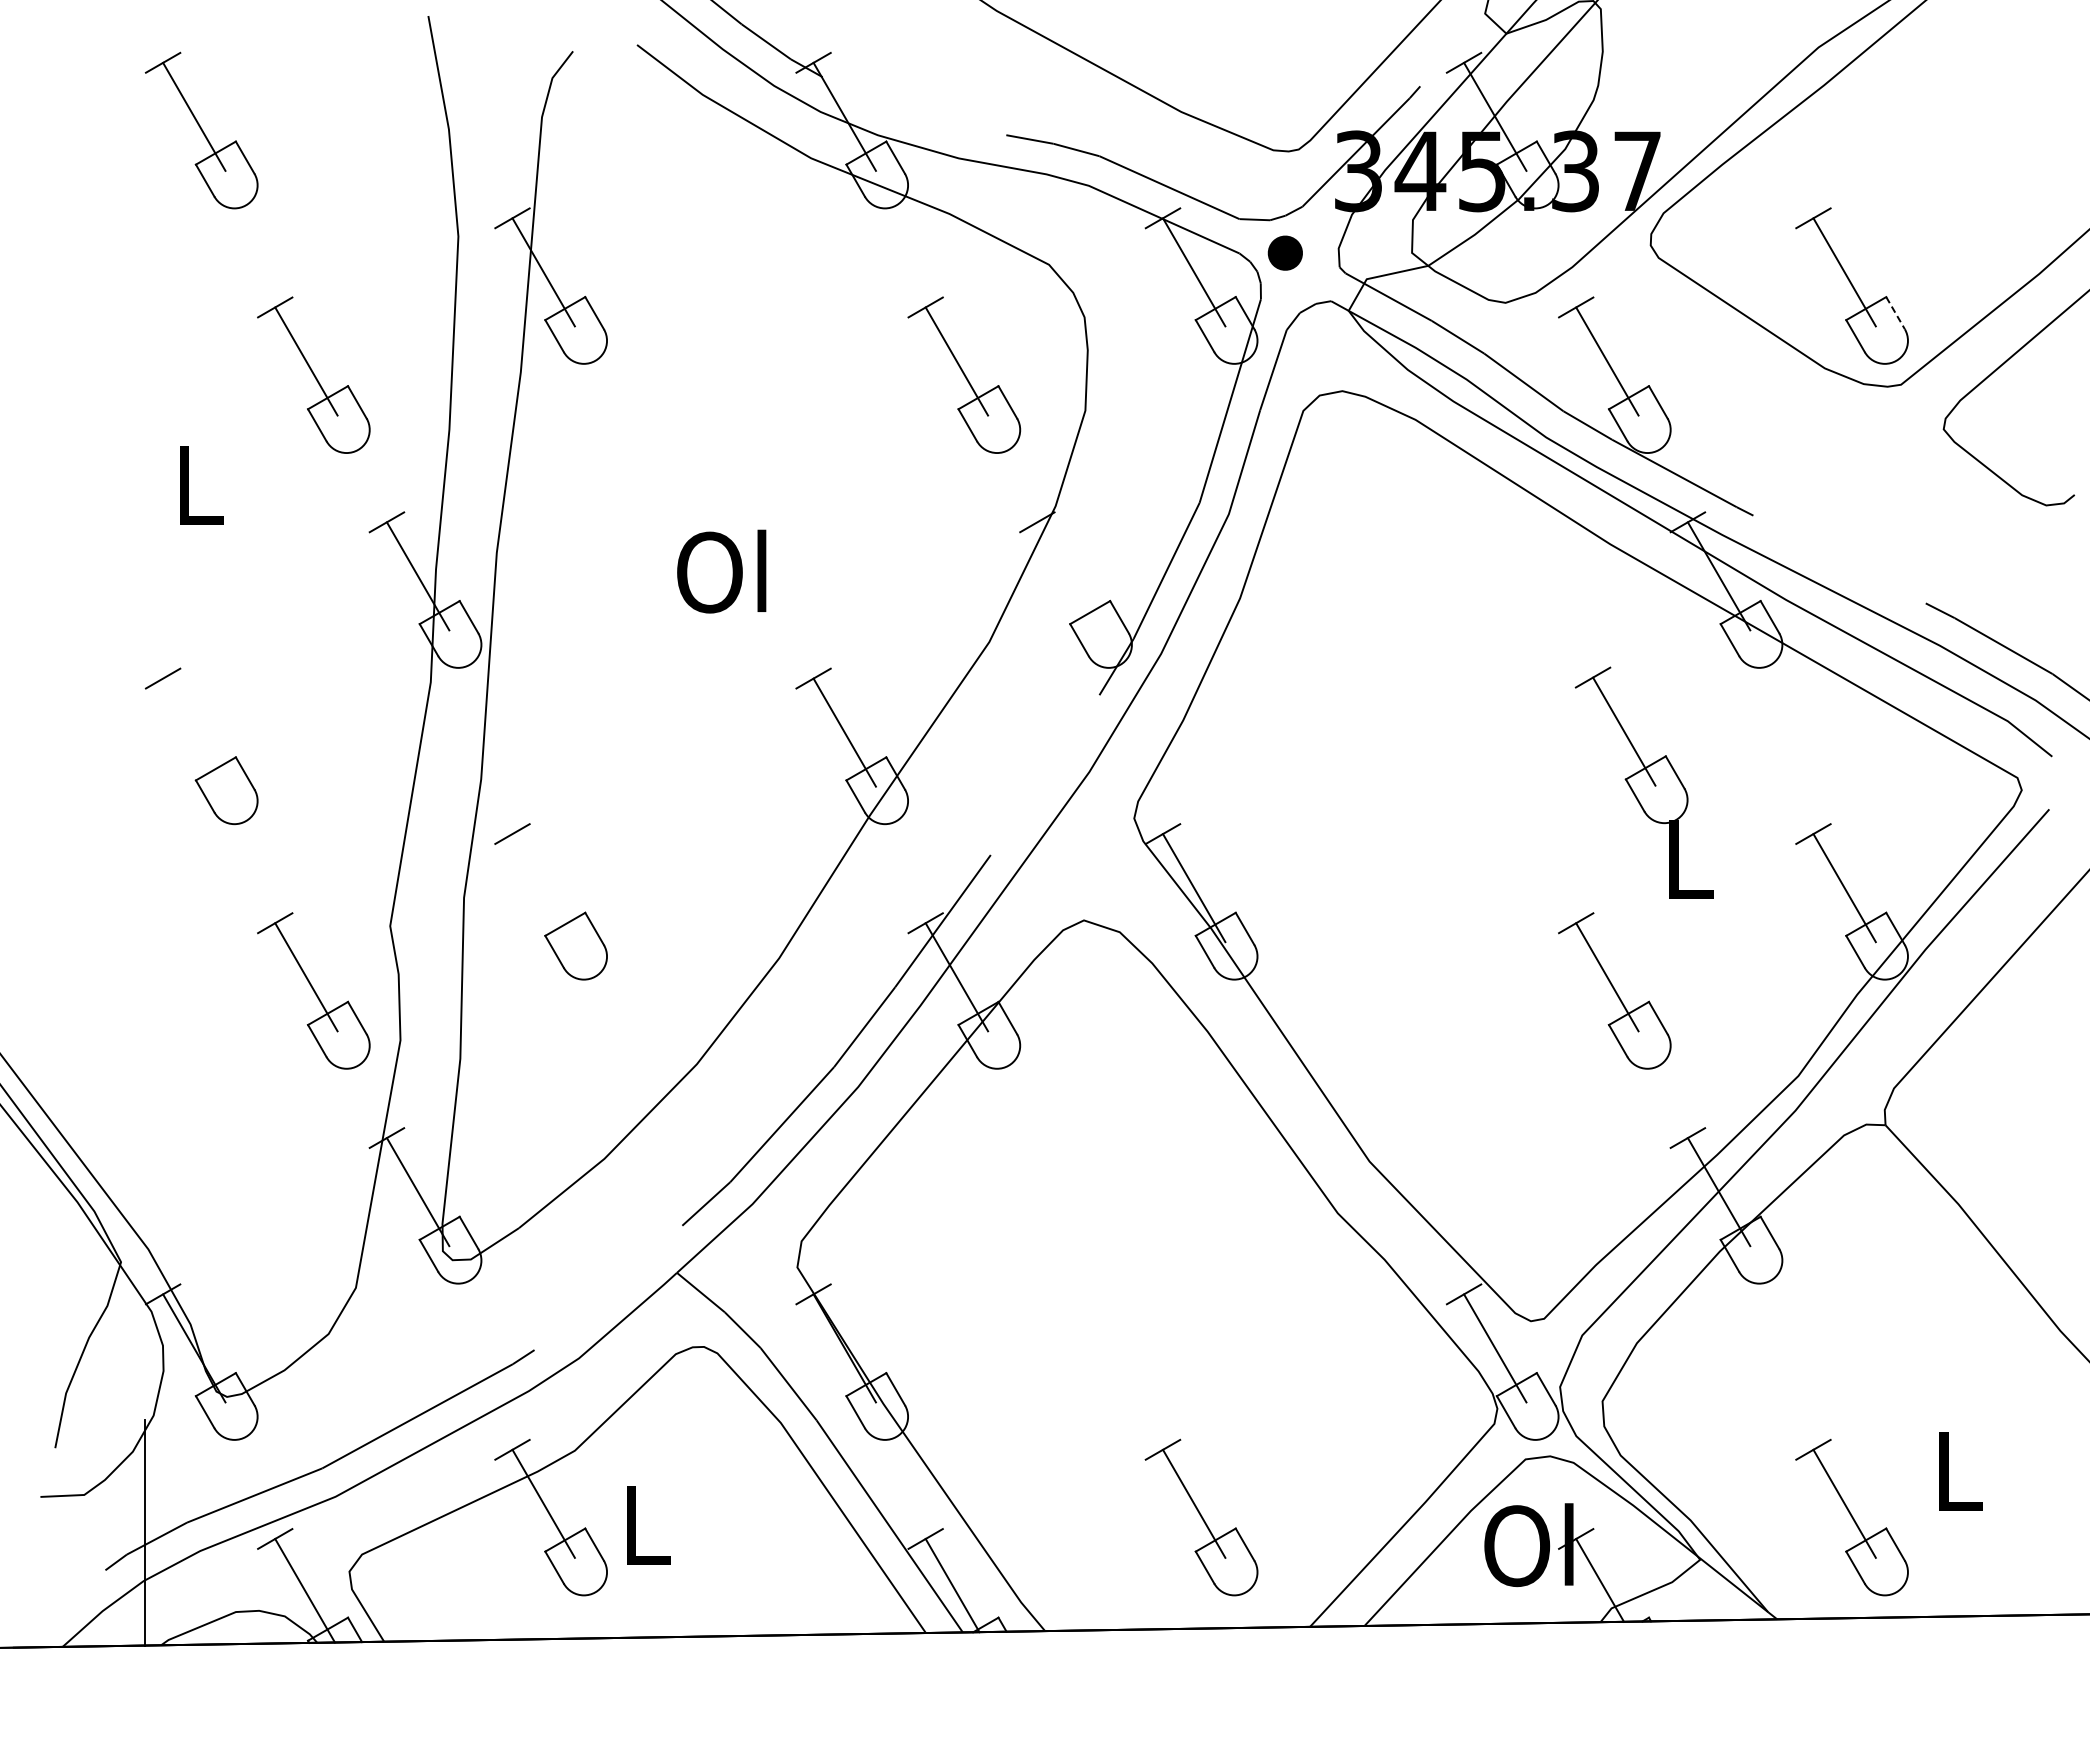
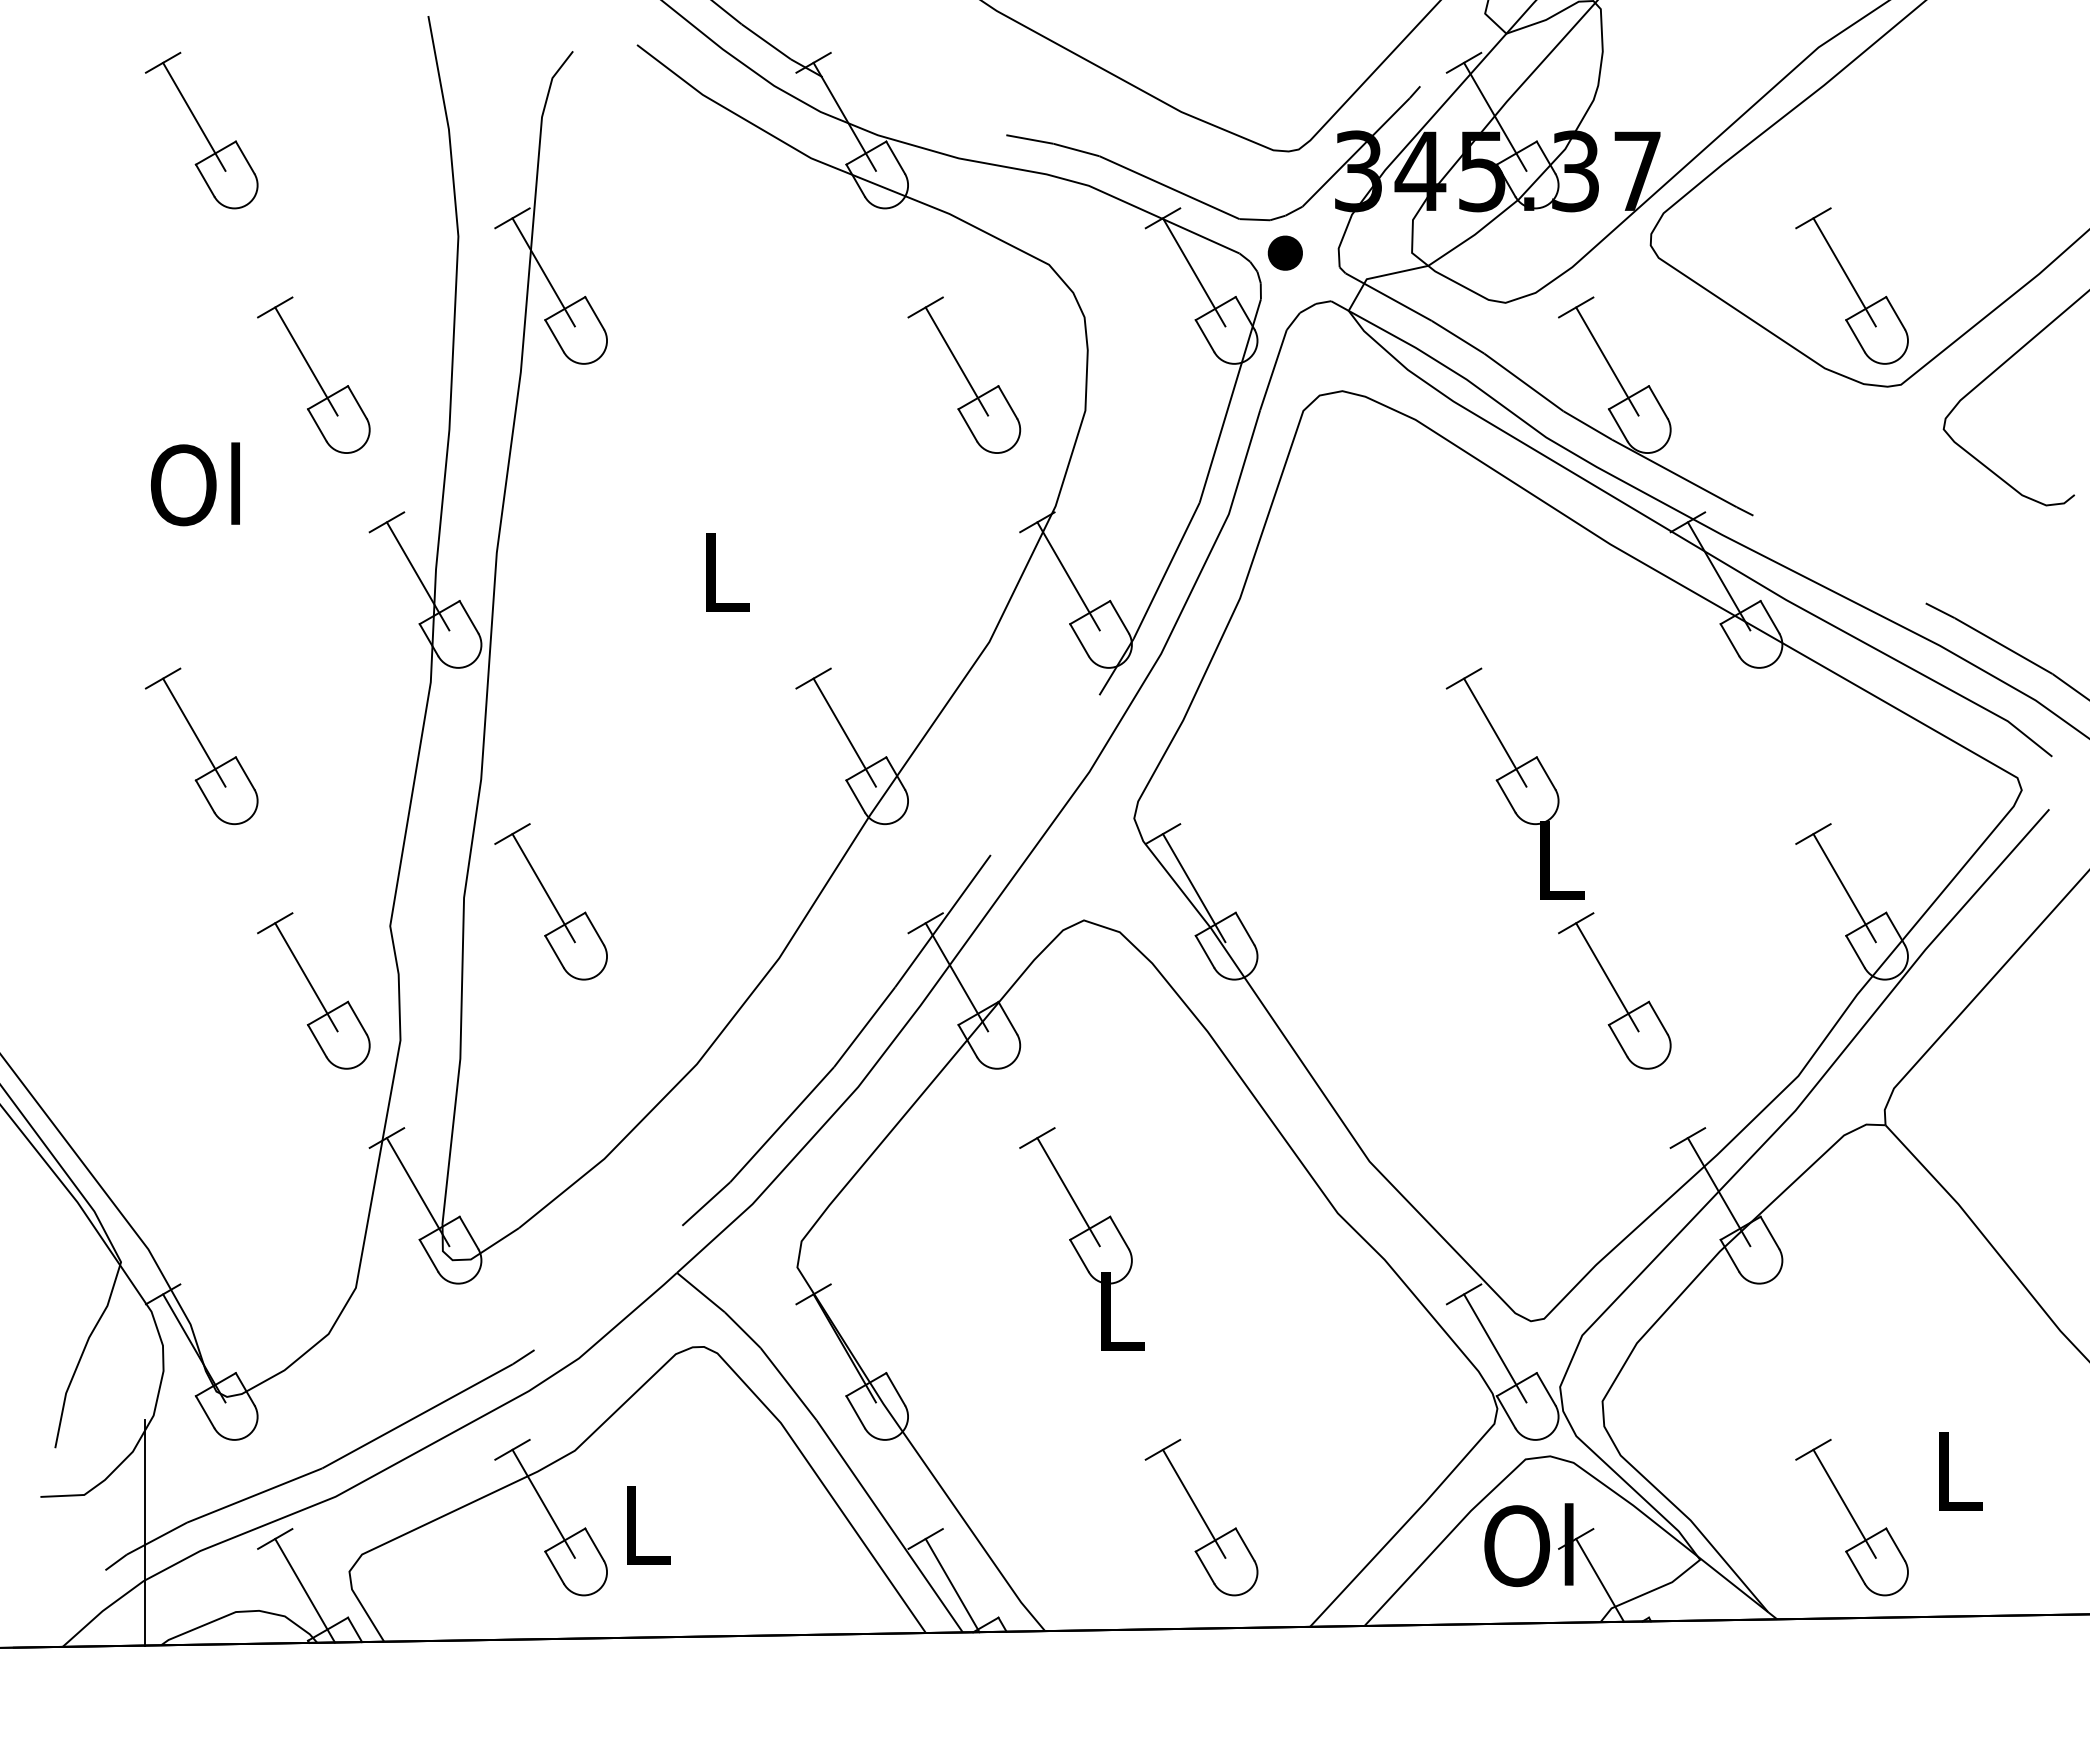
line: dashed -> solid (1895, 313)
text: L -> Ol (194, 484)
text: Ol -> L (721, 571)
line: none -> present (1068, 576)
line: none -> present (194, 732)
part position: (1643, 782) -> (1514, 783) (1514, 783)
line: none -> present (543, 888)
part: none -> present (1081, 1238)
